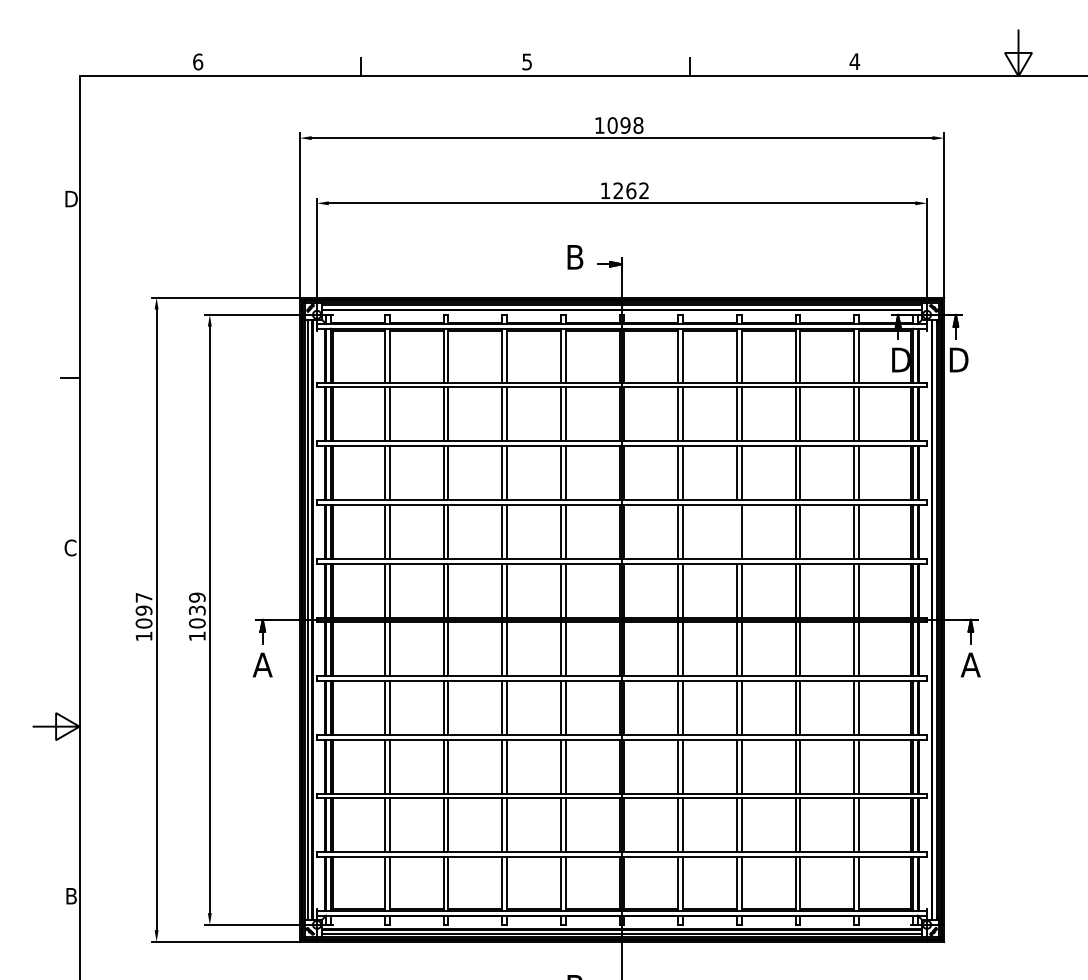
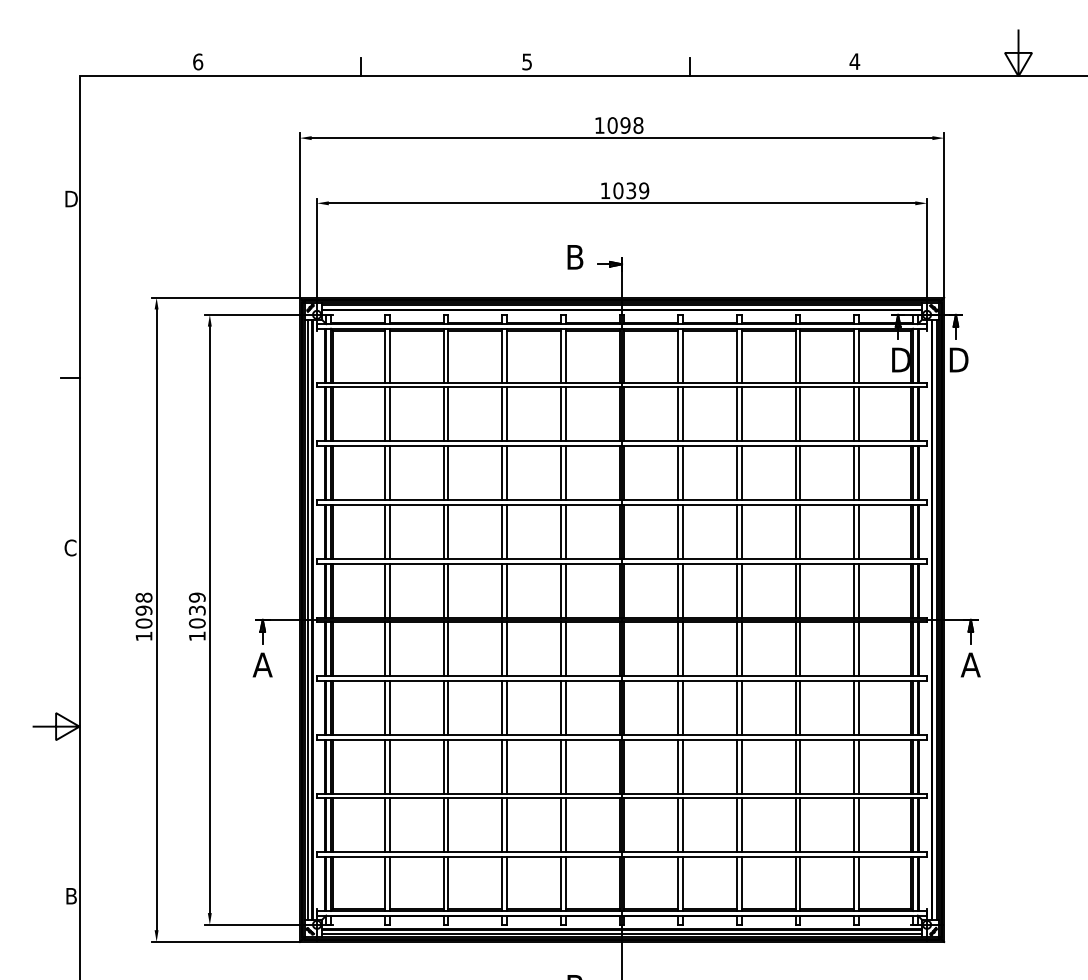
text: 1262 -> 1039 (631, 190)
line: none -> present (737, 531)
text: 1097 -> 1098 (143, 597)
